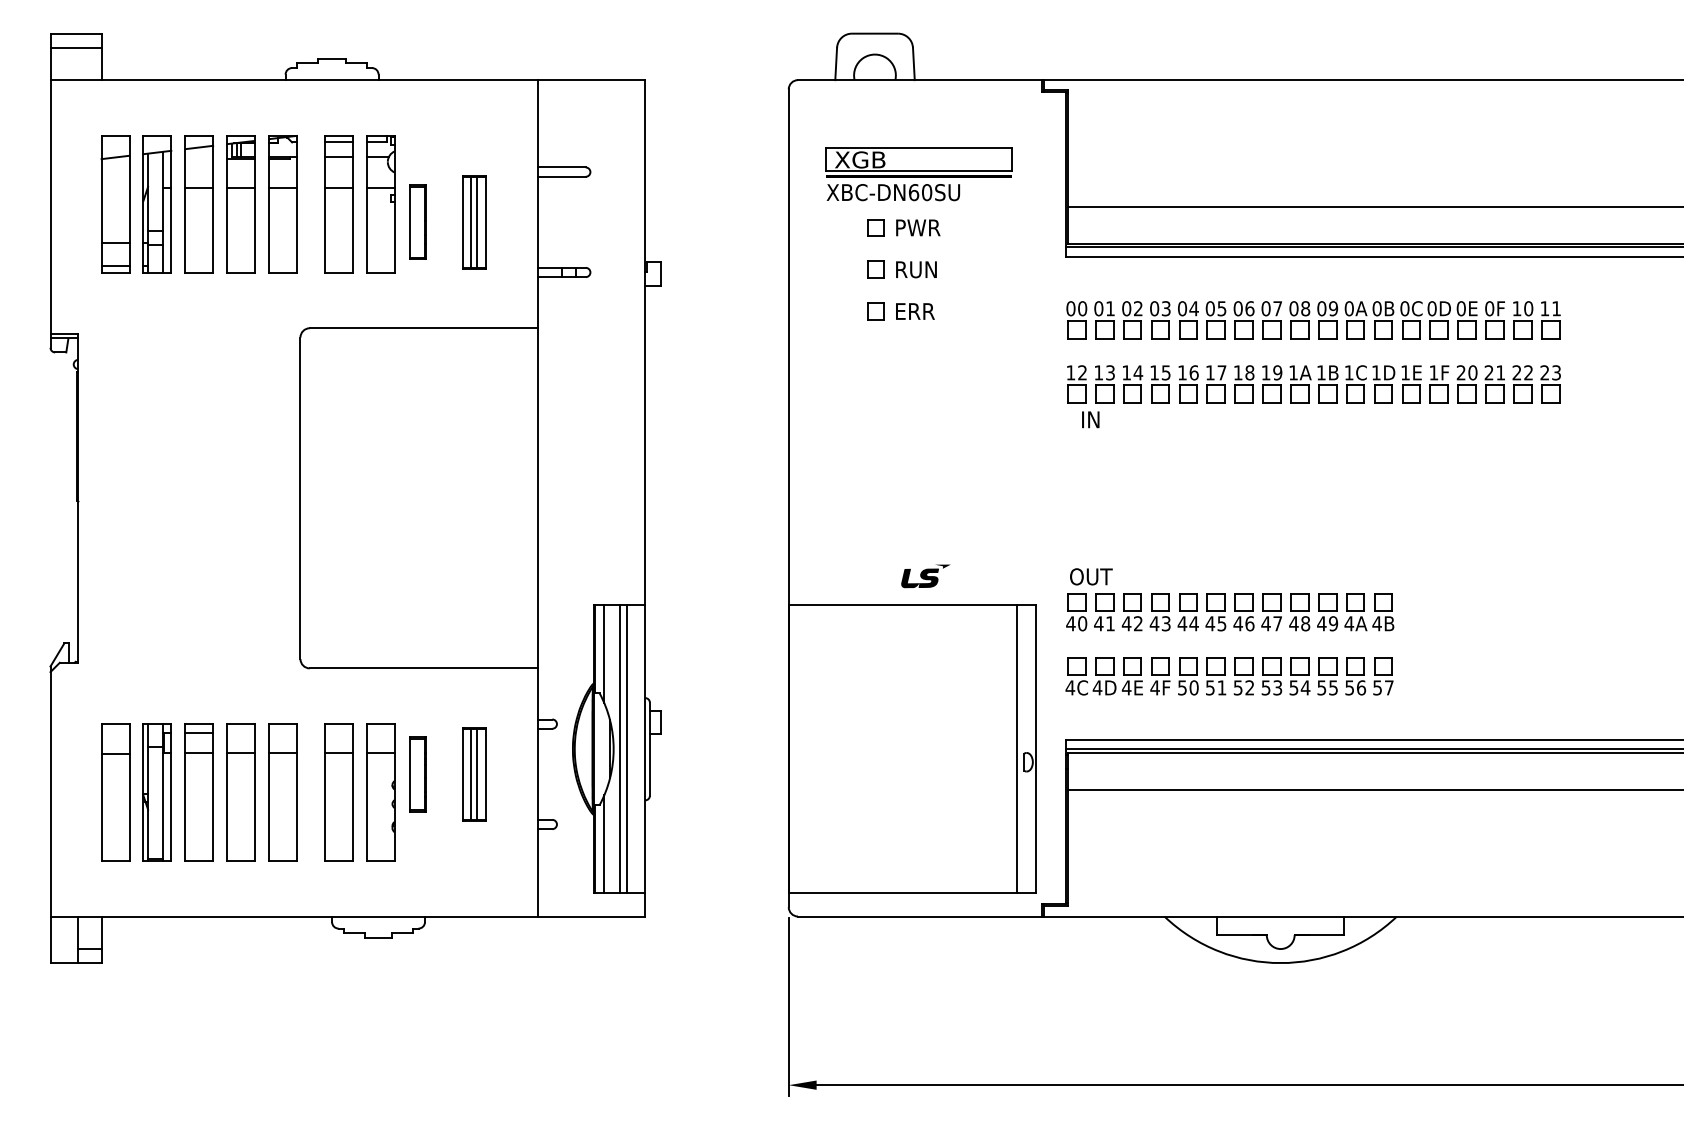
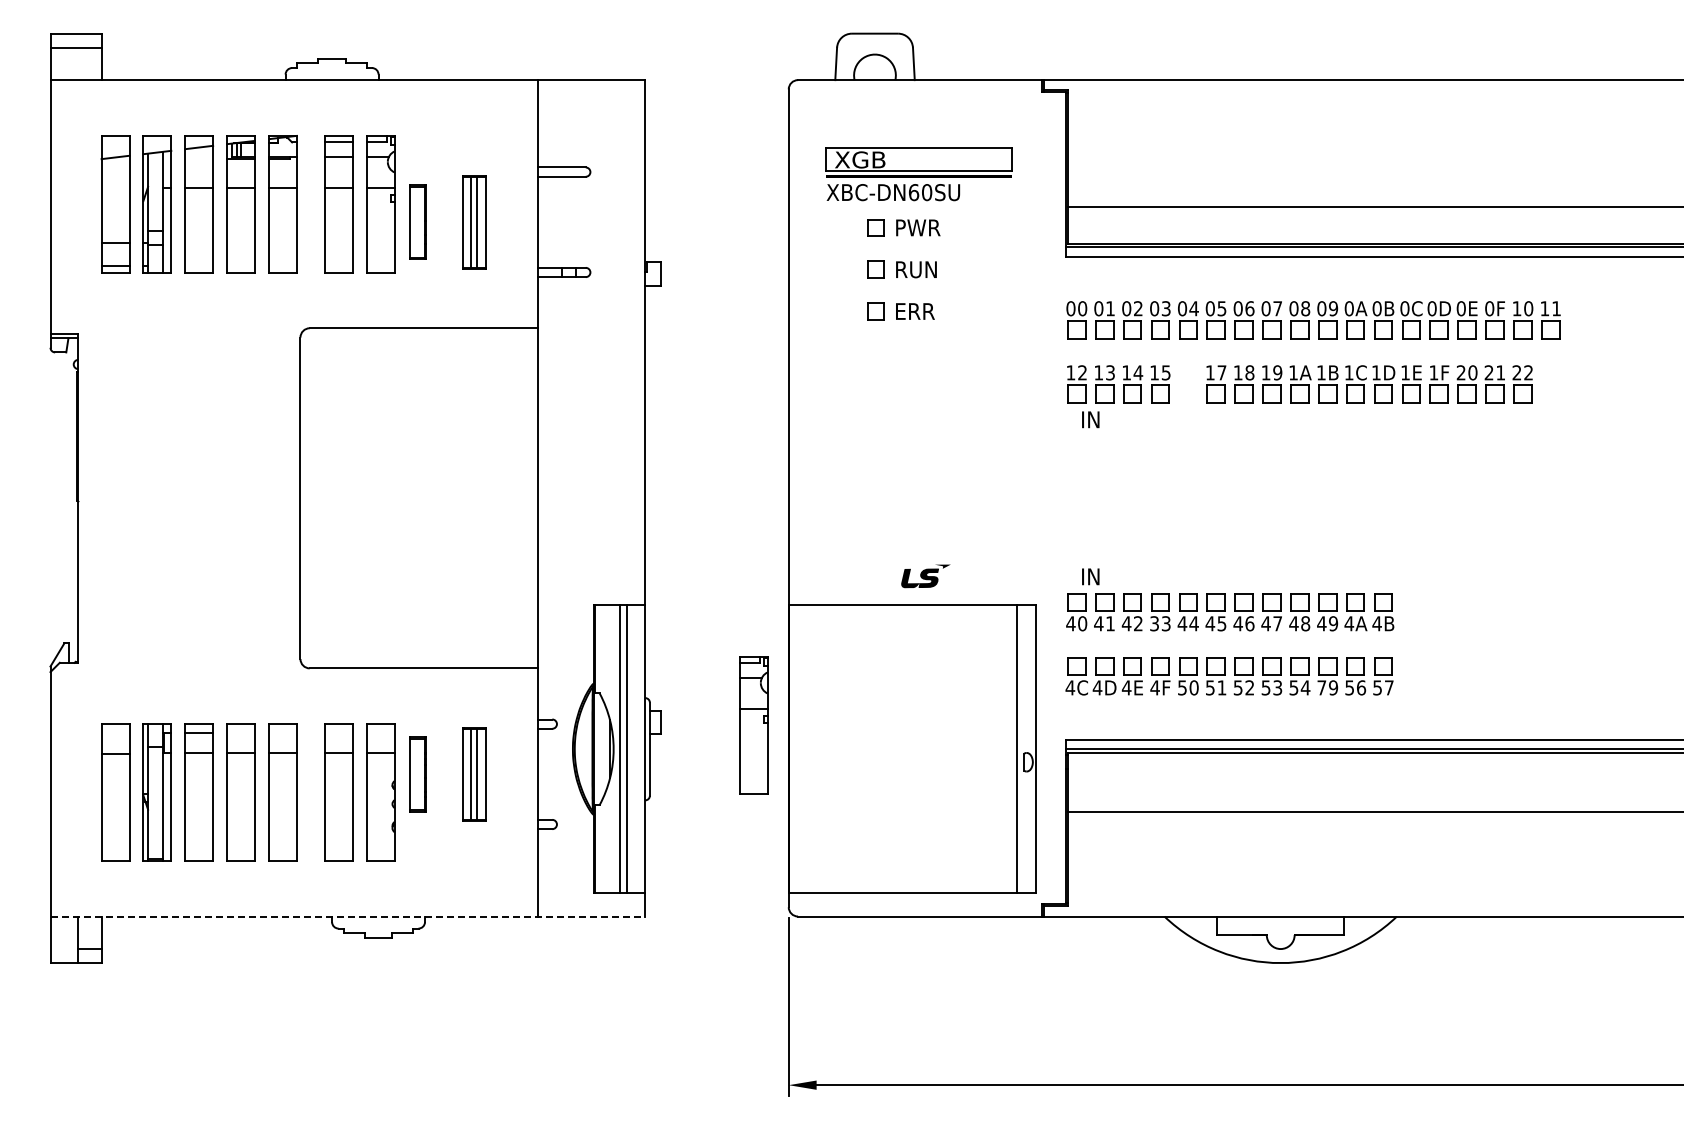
part: present -> none (1188, 384)
part: present -> none (1550, 384)
text: OUT -> IN (1091, 576)
text: 43 -> 33 (1154, 623)
line: present -> none (604, 654)
text: 55 -> 79 (1327, 687)
part: none -> present (753, 725)
line position: (1374, 790) -> (1374, 812) (1374, 812)
line: present -> none (604, 844)
line: solid -> dashed (348, 916)
